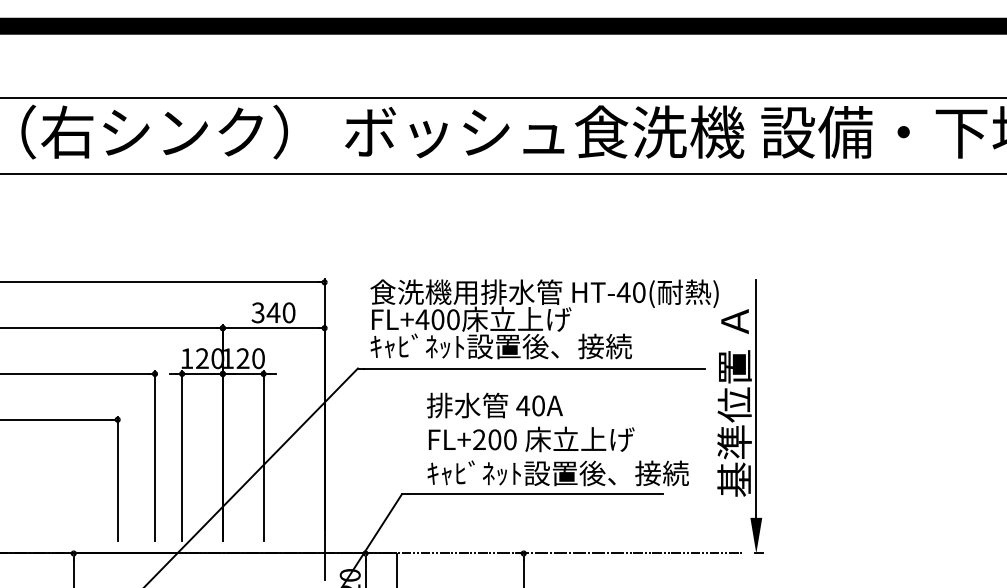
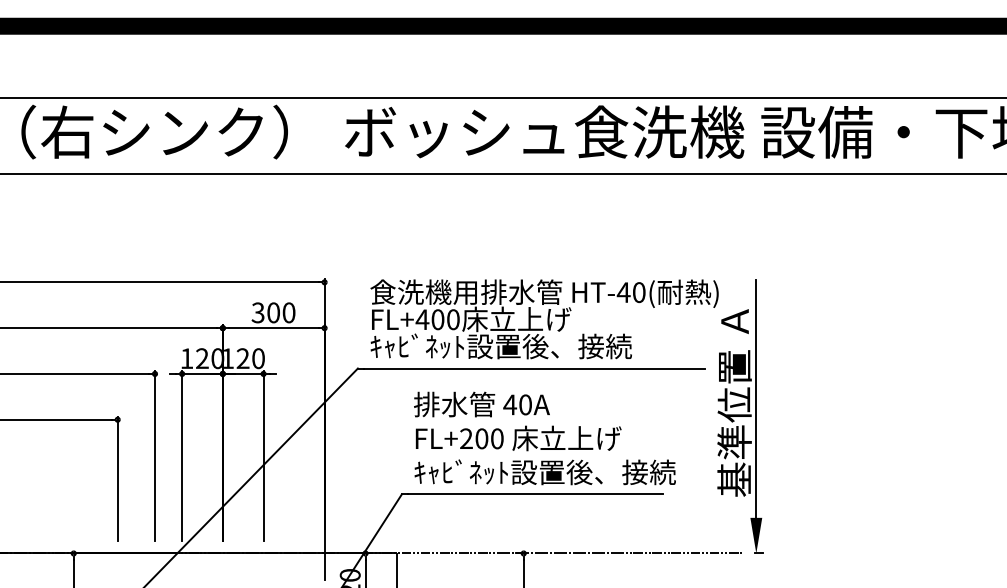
text: 340 -> 300 (273, 312)
text position: (557, 439) -> (544, 438) (544, 438)
